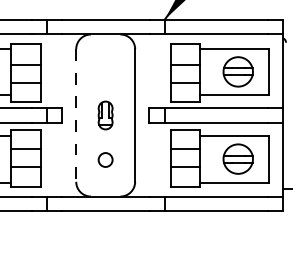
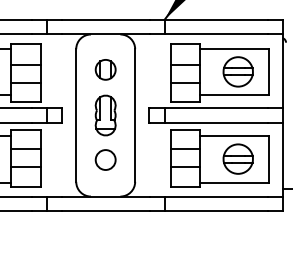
part: none -> present (105, 69)
part size: 17x31 px -> 23x43 px (105, 115)
line: dashed -> solid (76, 116)
circle size: 17x16 px -> 23x22 px (105, 159)
